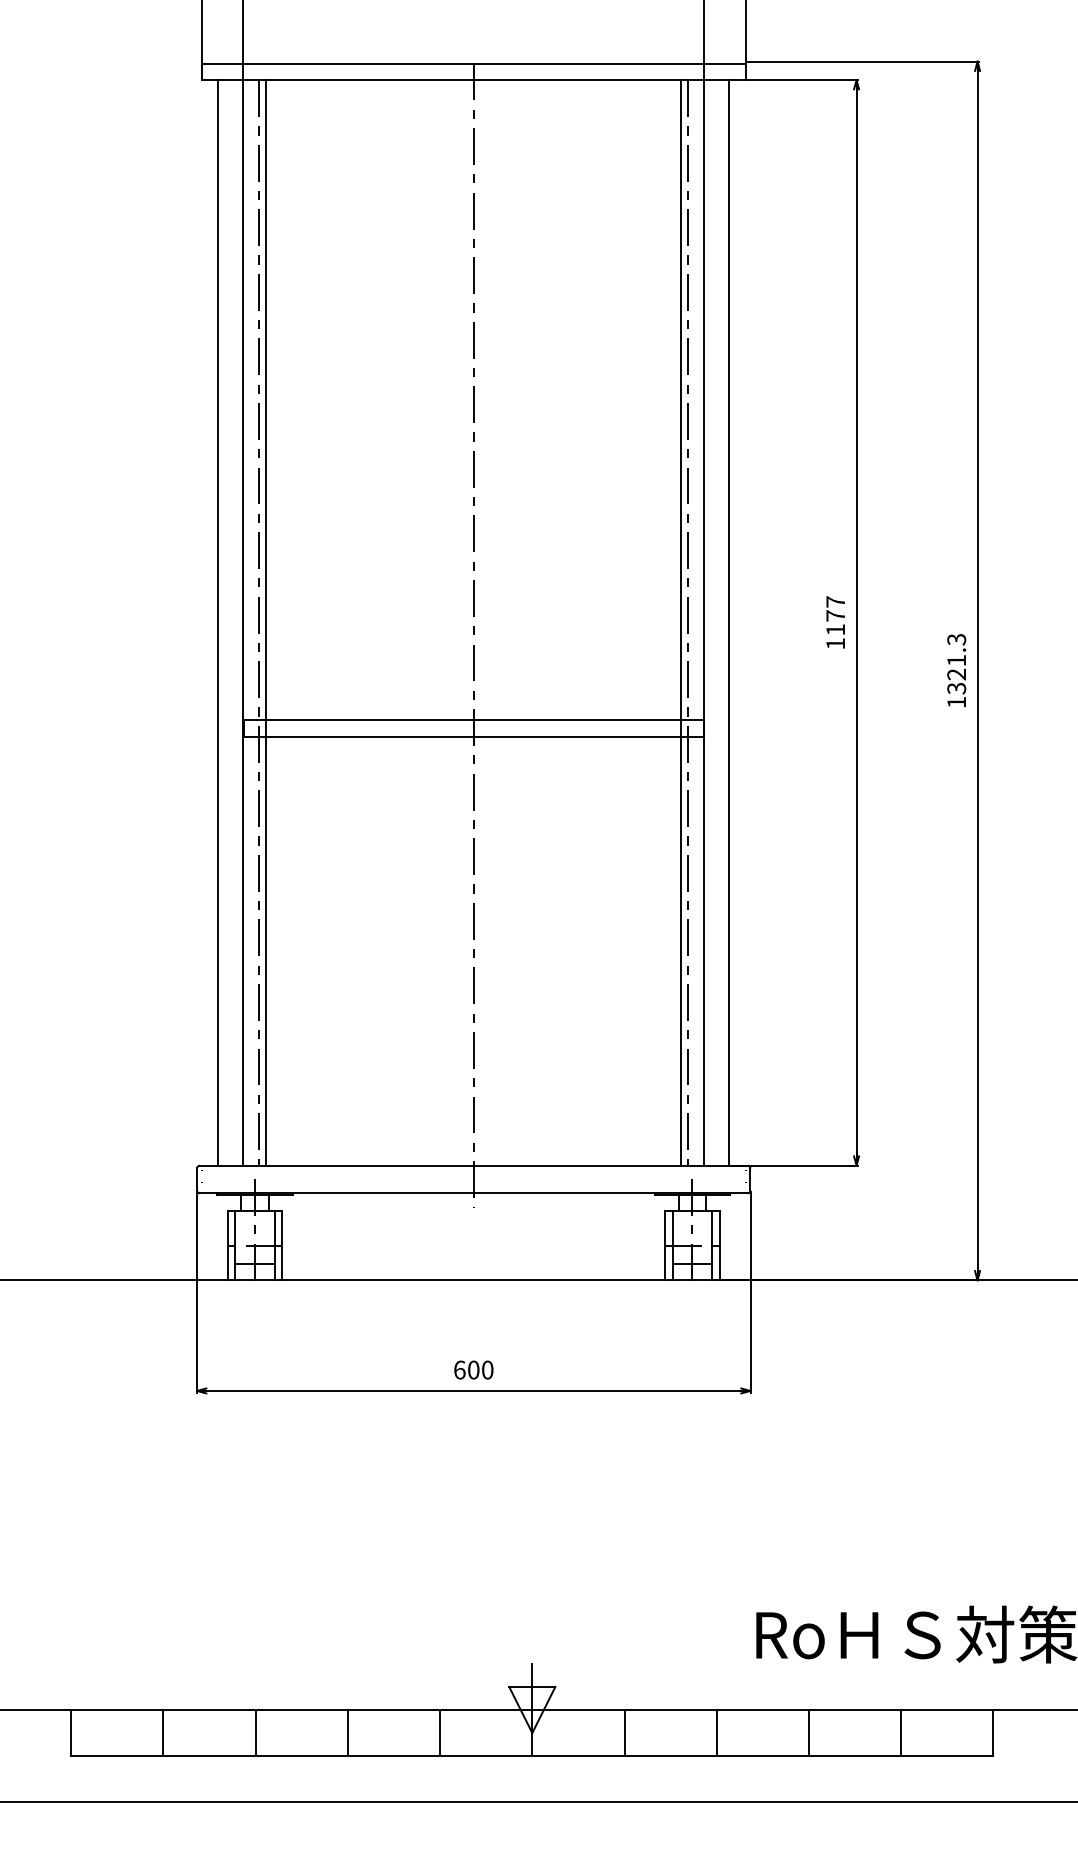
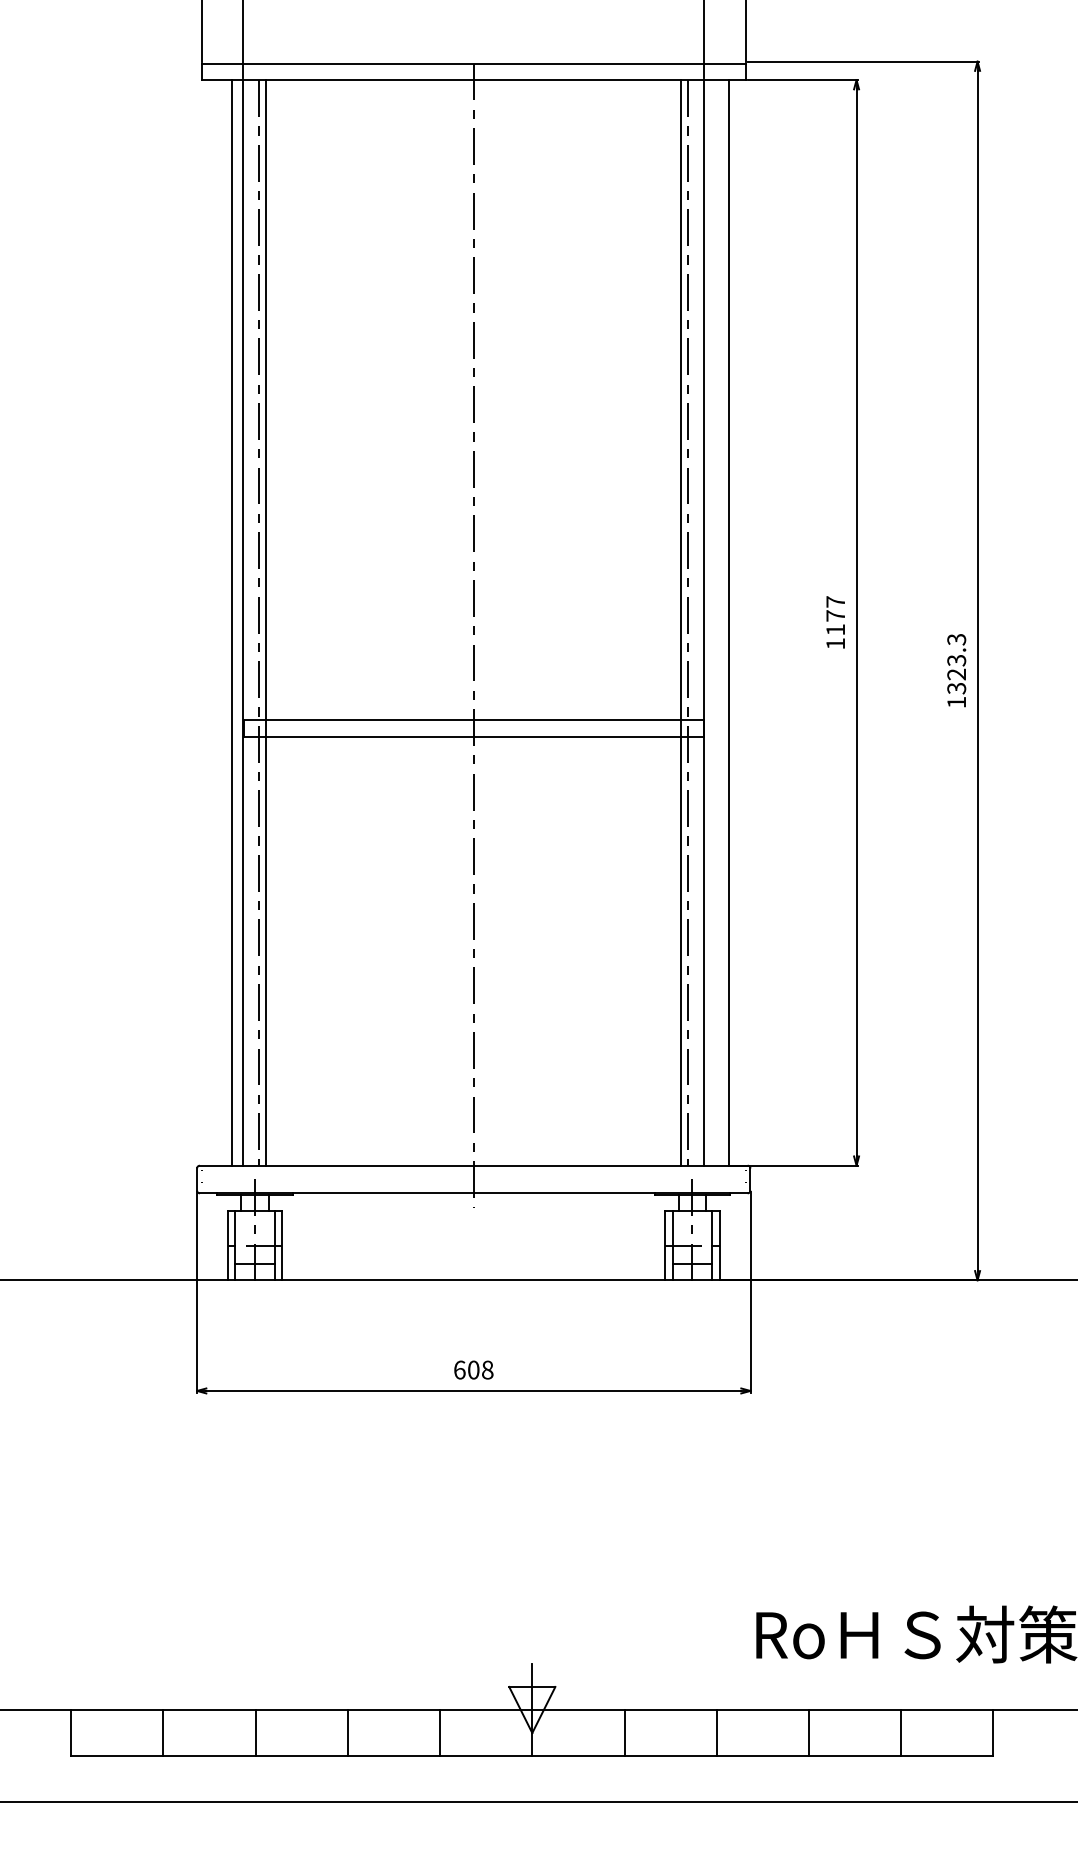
line position: (218, 622) -> (232, 622) (232, 622)
text: 1321.3 -> 1323.3 (956, 660)
text: 600 -> 608 (487, 1370)
